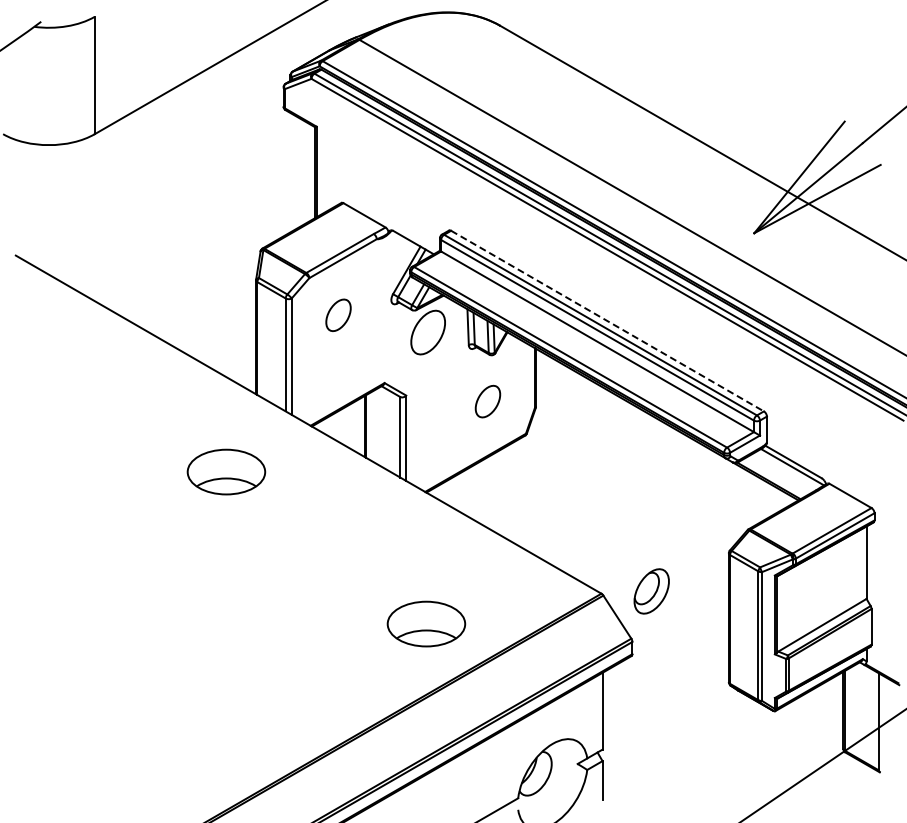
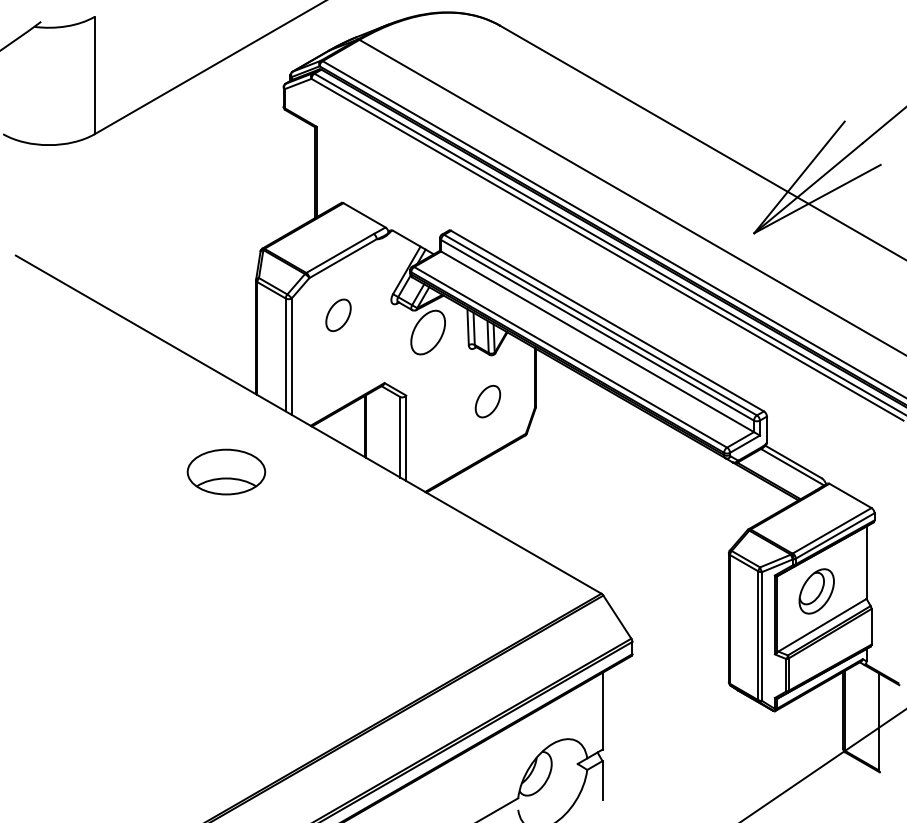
line: dashed -> solid (607, 321)
part position: (651, 591) -> (816, 591) (816, 591)
part: present -> none (426, 623)
